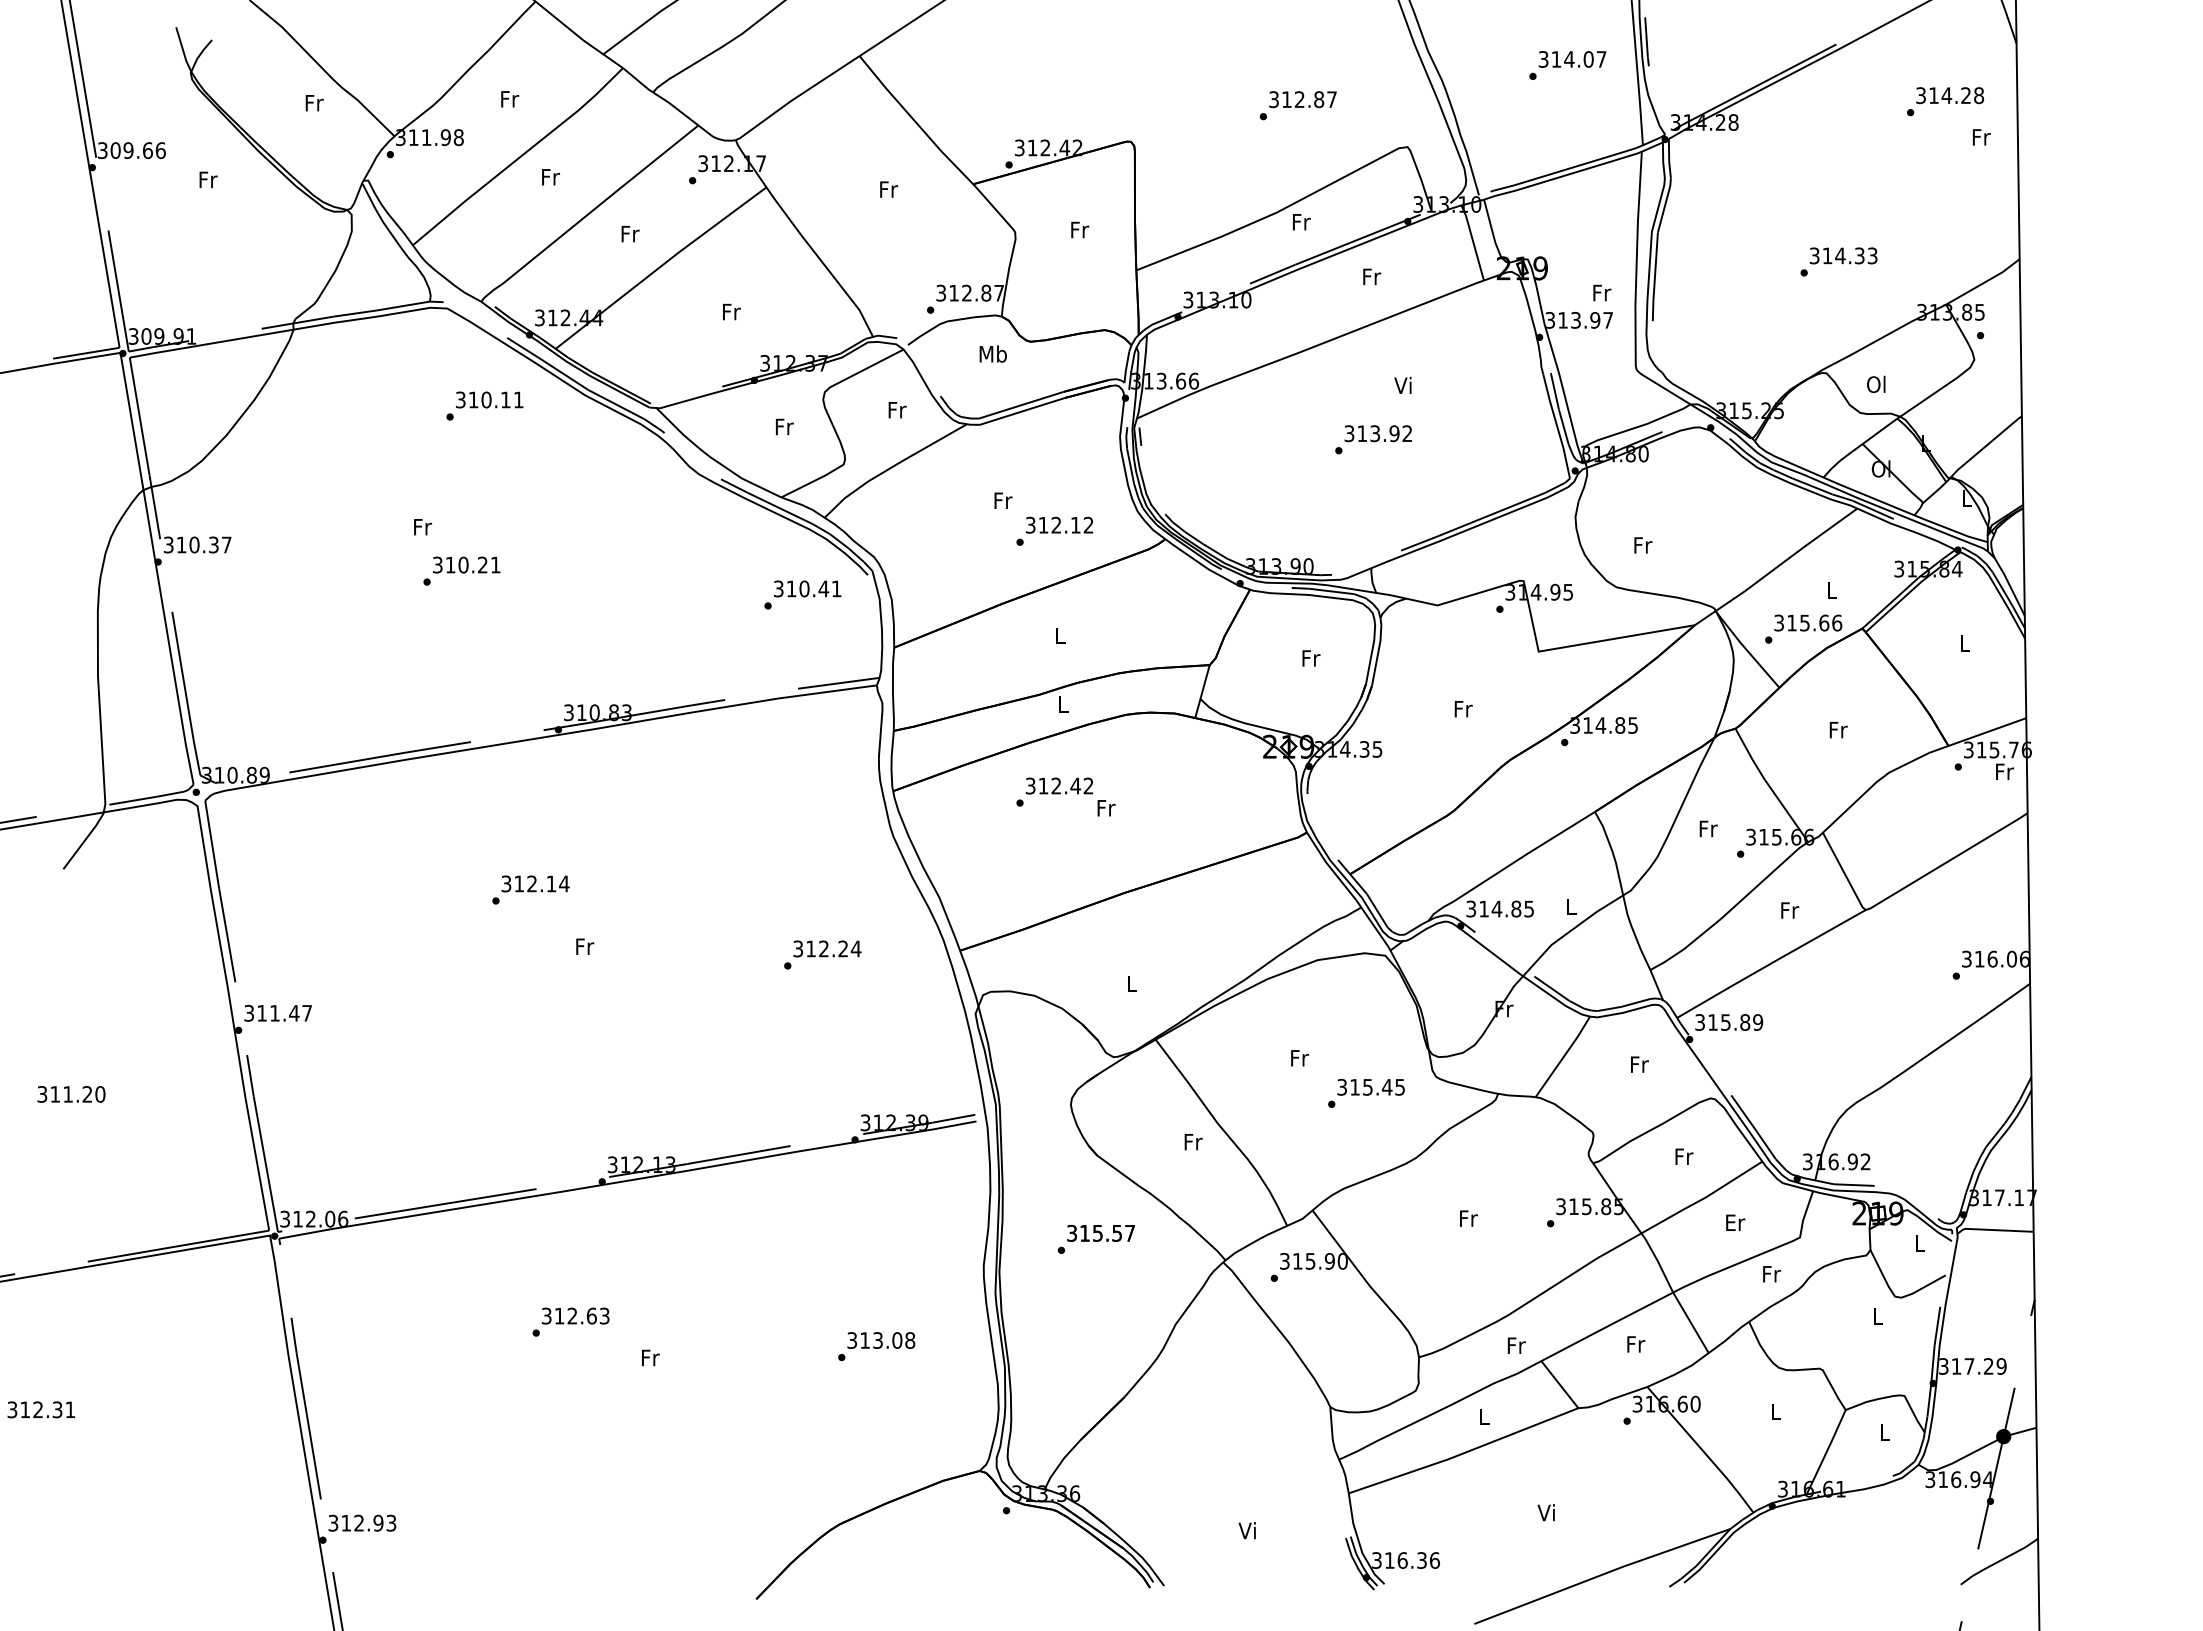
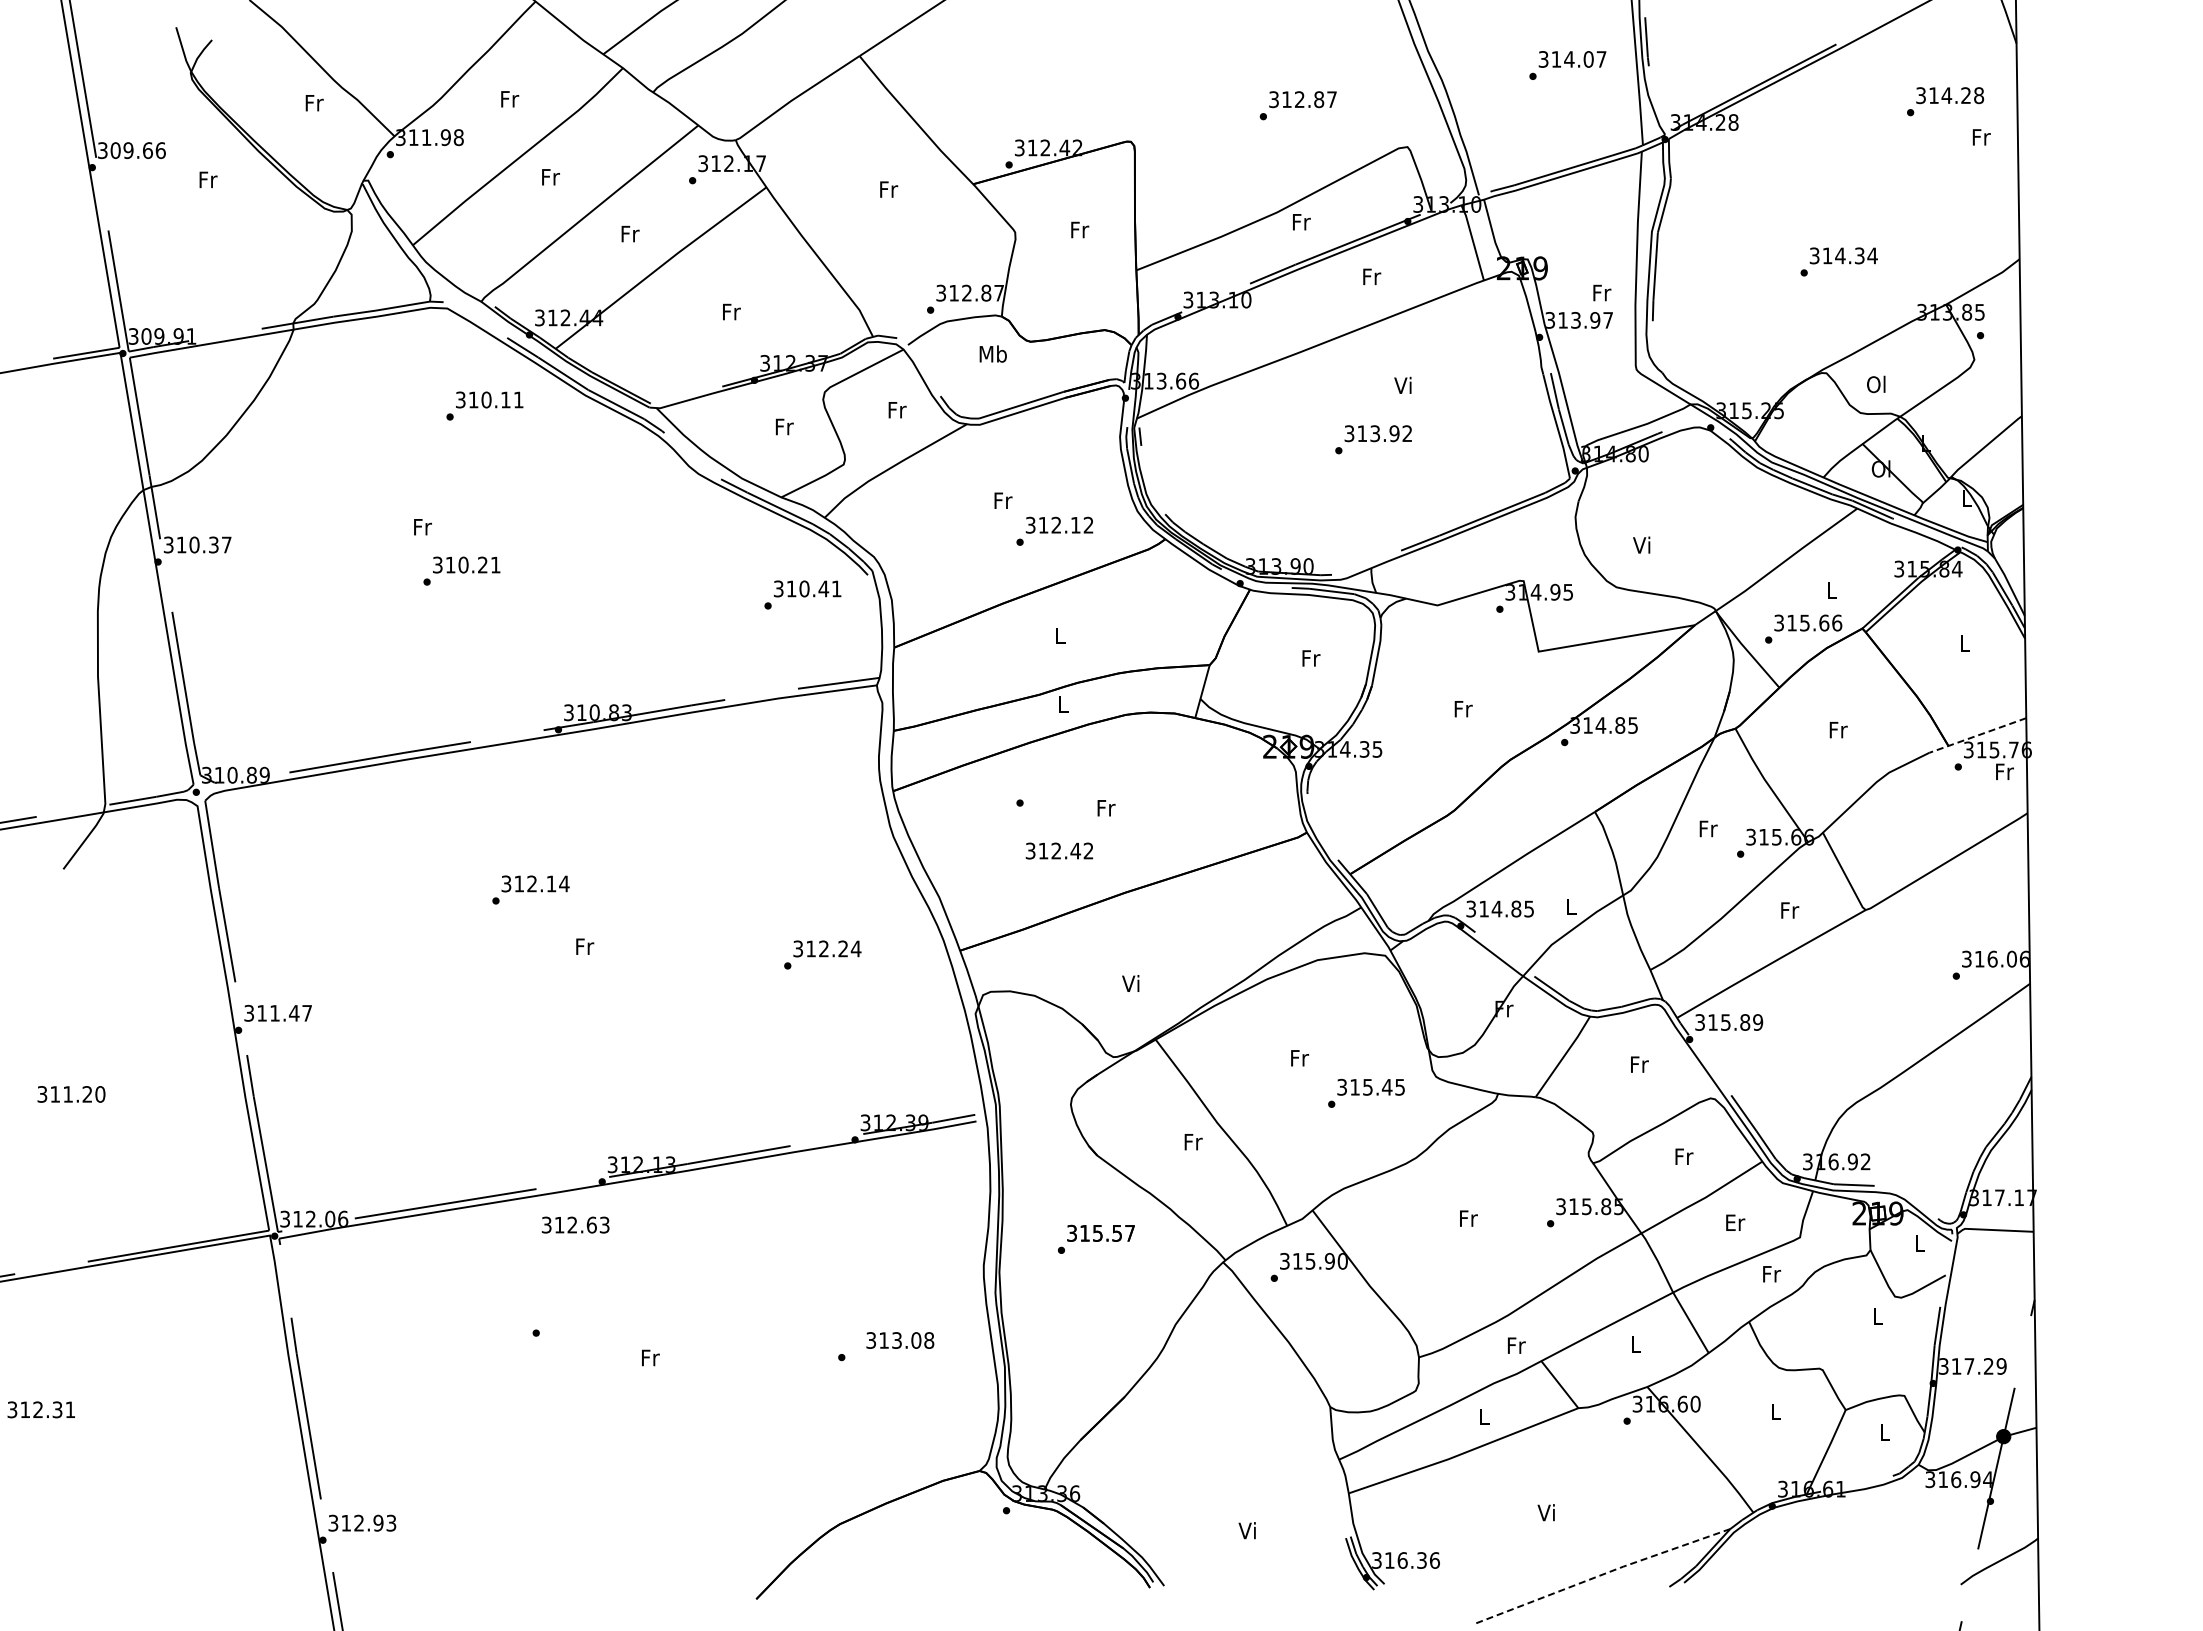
text: 314.33 -> 314.34 (1872, 255)
text: Fr -> Vi (1642, 544)
line: solid -> dashed (1977, 735)
text position: (1058, 785) -> (1058, 850) (1058, 850)
text: L -> Vi (1130, 983)
text position: (575, 1315) -> (575, 1224) (575, 1224)
text position: (881, 1340) -> (900, 1340) (900, 1340)
text: Fr -> L (1636, 1344)
line: solid -> dashed (1601, 1574)
